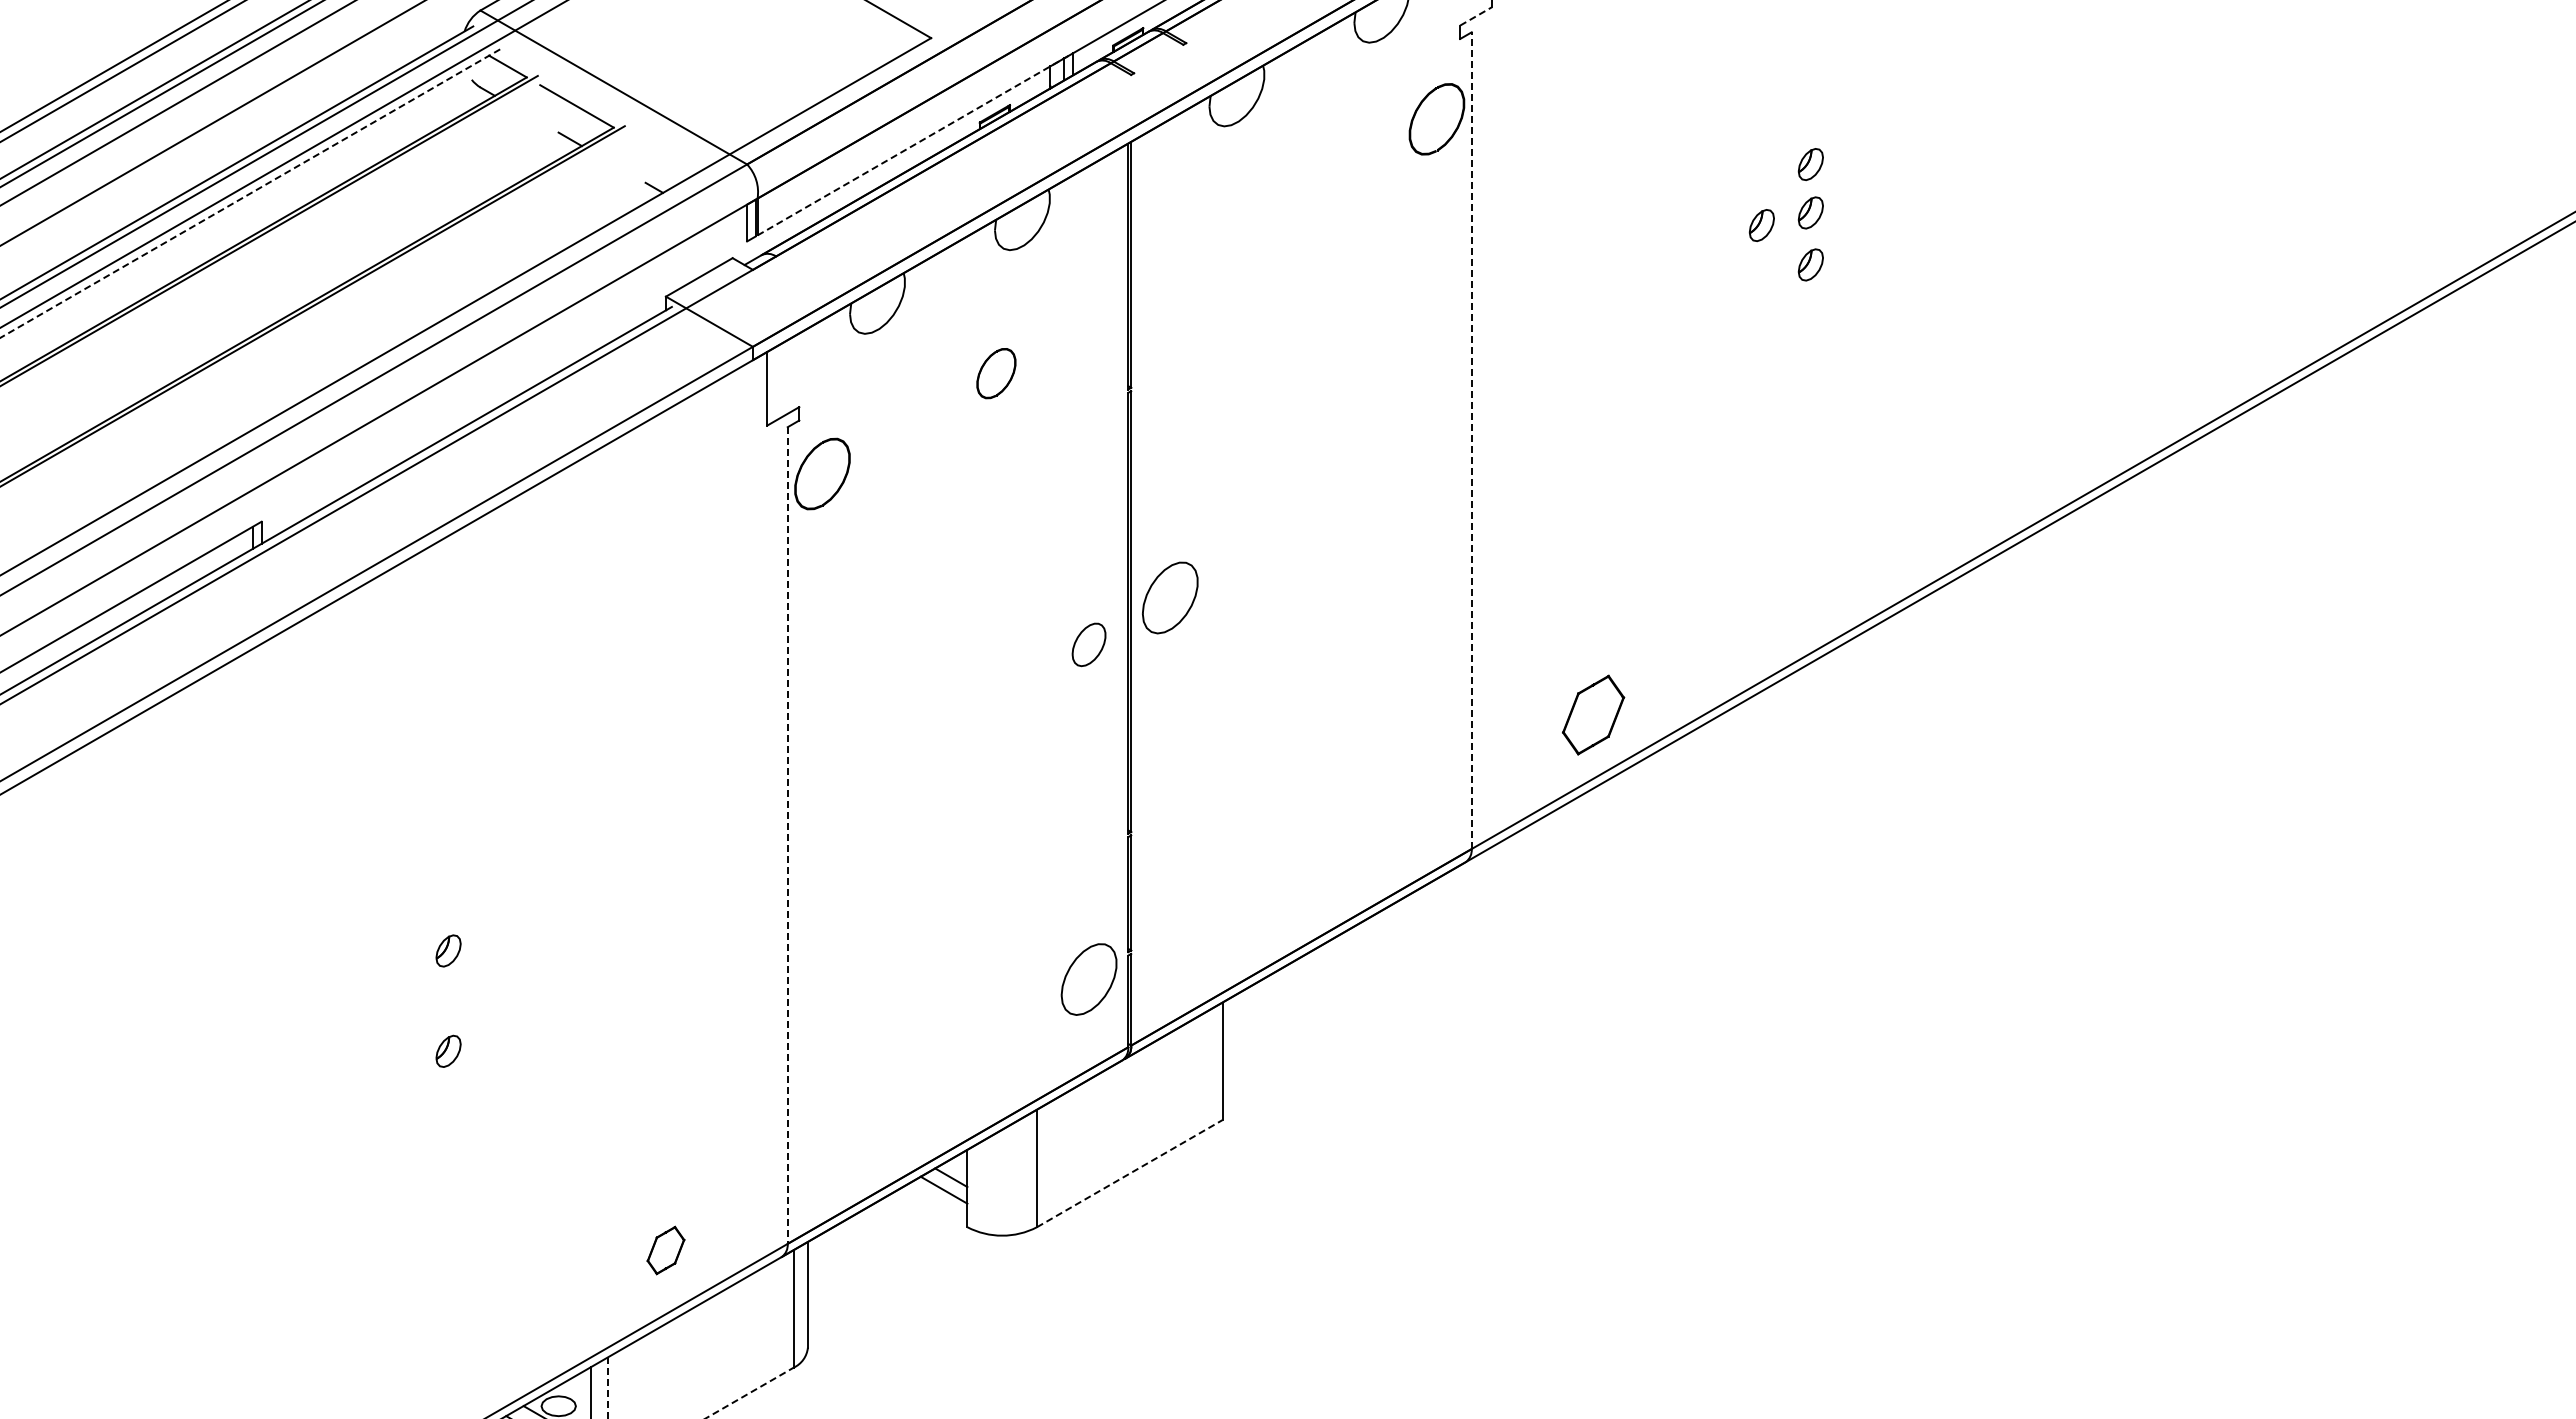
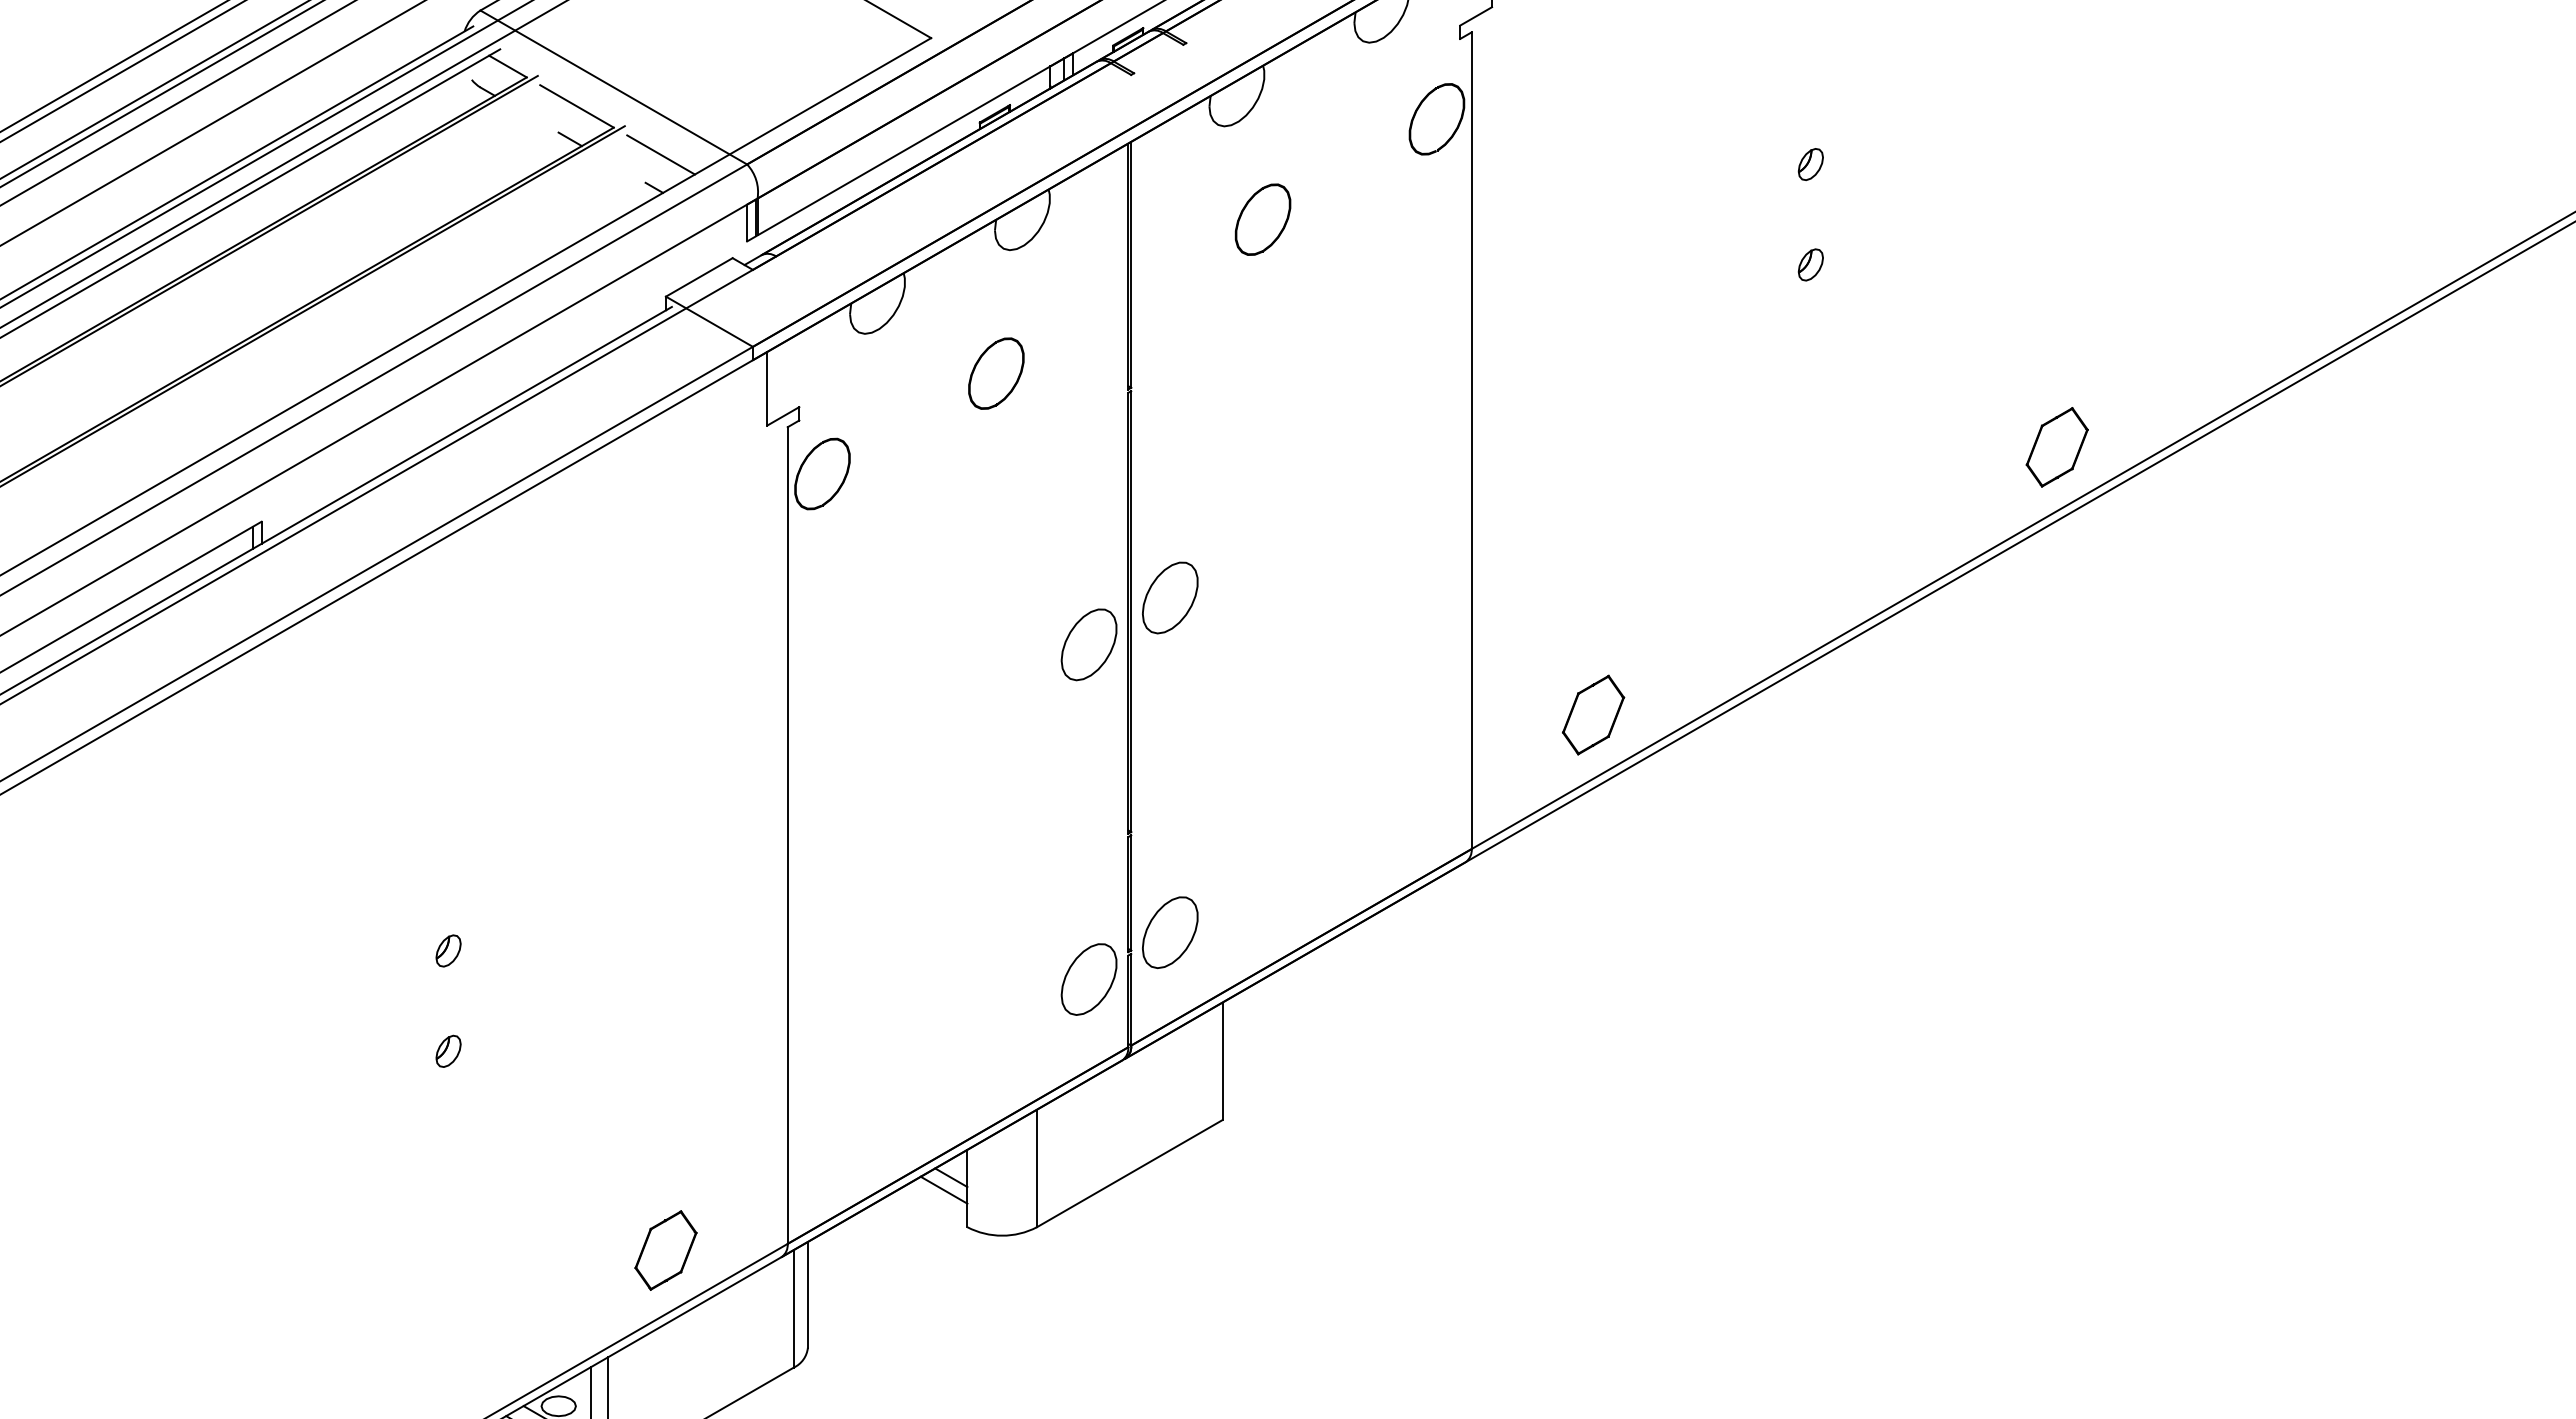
line: dashed -> solid (1476, 16)
line: dashed -> solid (915, 144)
line: none -> present (660, 154)
line: dashed -> solid (250, 193)
part: present -> none (1810, 212)
part: none -> present (1262, 219)
part: present -> none (1761, 225)
part size: 41x52 px -> 57x73 px (996, 373)
line: dashed -> solid (1471, 440)
part: none -> present (2056, 447)
part size: 36x46 px -> 58x74 px (1088, 644)
line: dashed -> solid (787, 836)
part: none -> present (1170, 932)
line: dashed -> solid (1130, 1173)
part size: 40x51 px -> 64x81 px (665, 1250)
line: dashed -> solid (608, 1388)
line: dashed -> solid (749, 1393)
